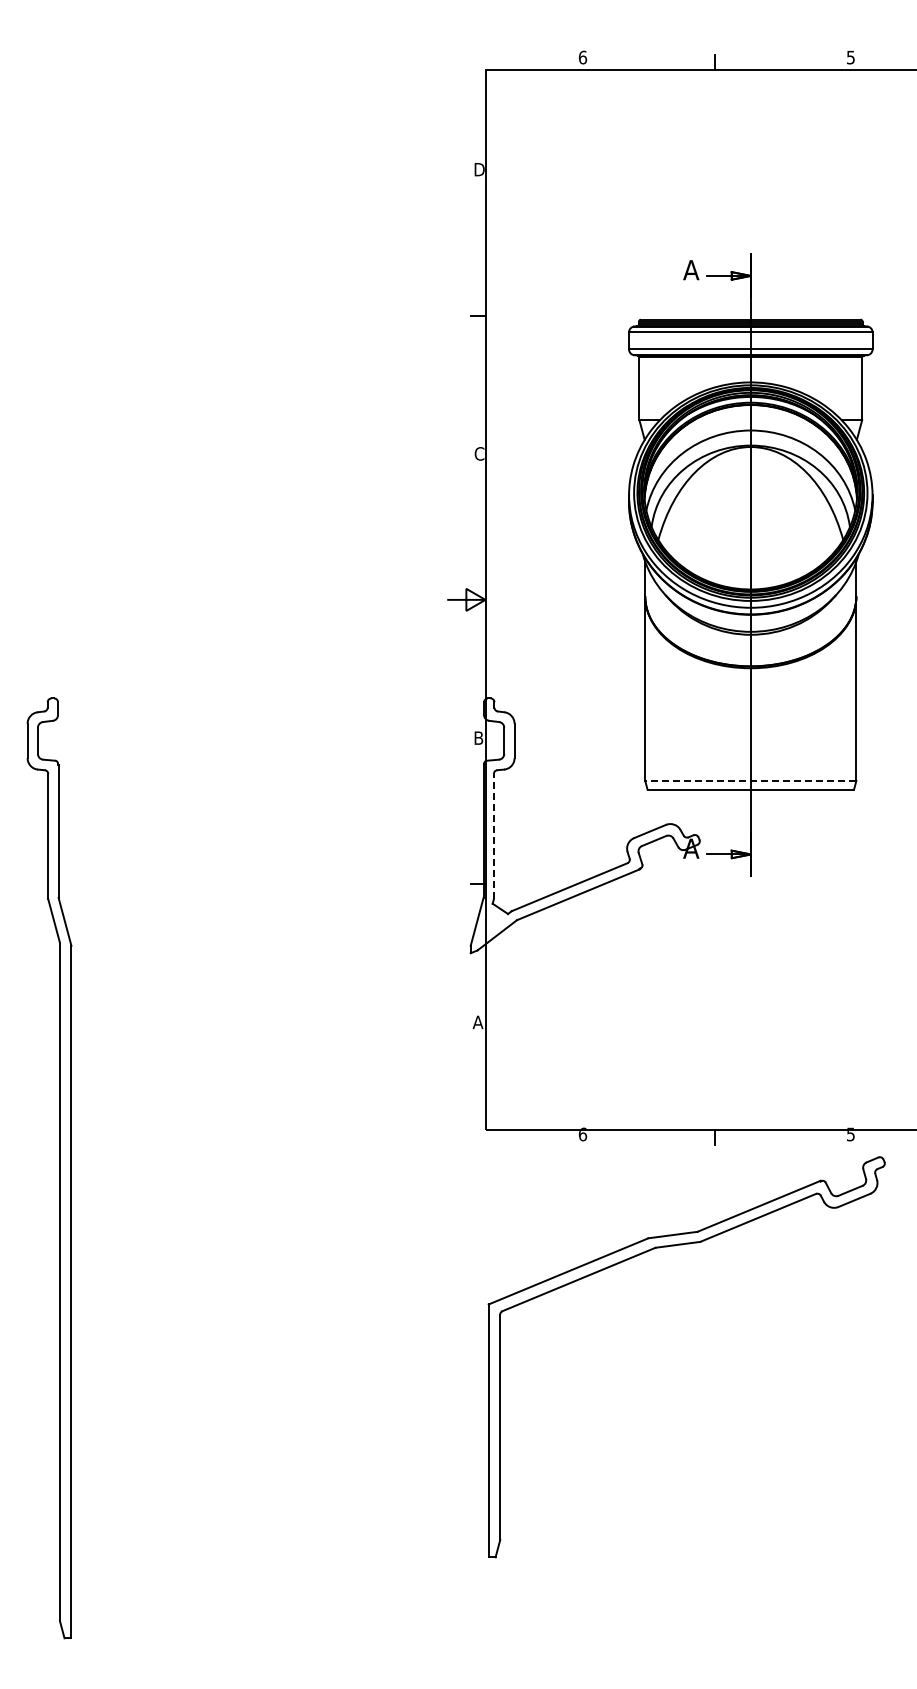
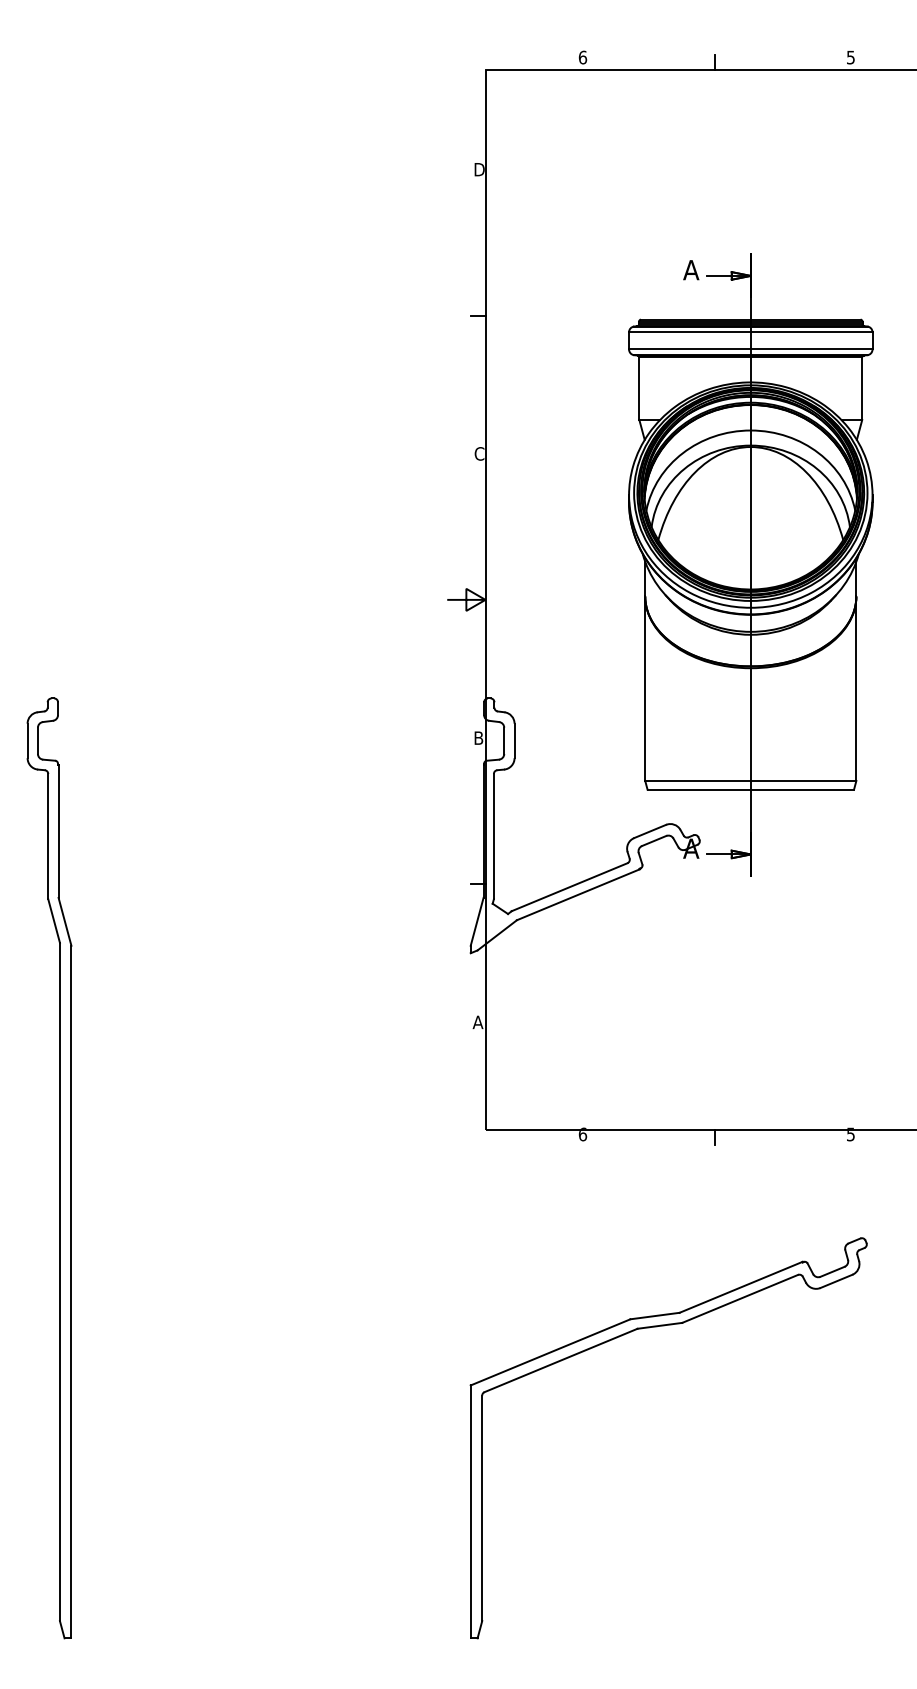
line: dashed -> solid (750, 780)
line: dashed -> solid (493, 836)
part position: (675, 1246) -> (657, 1327) (657, 1327)
